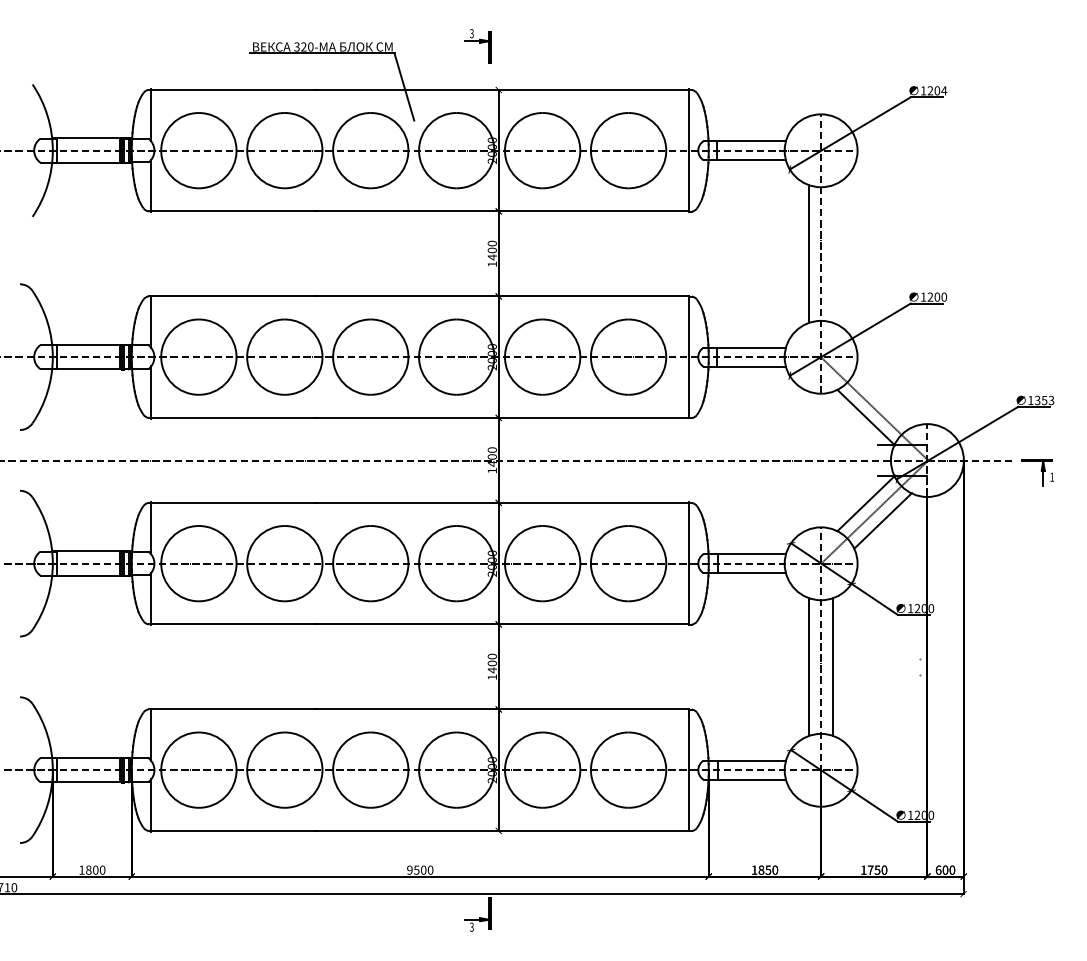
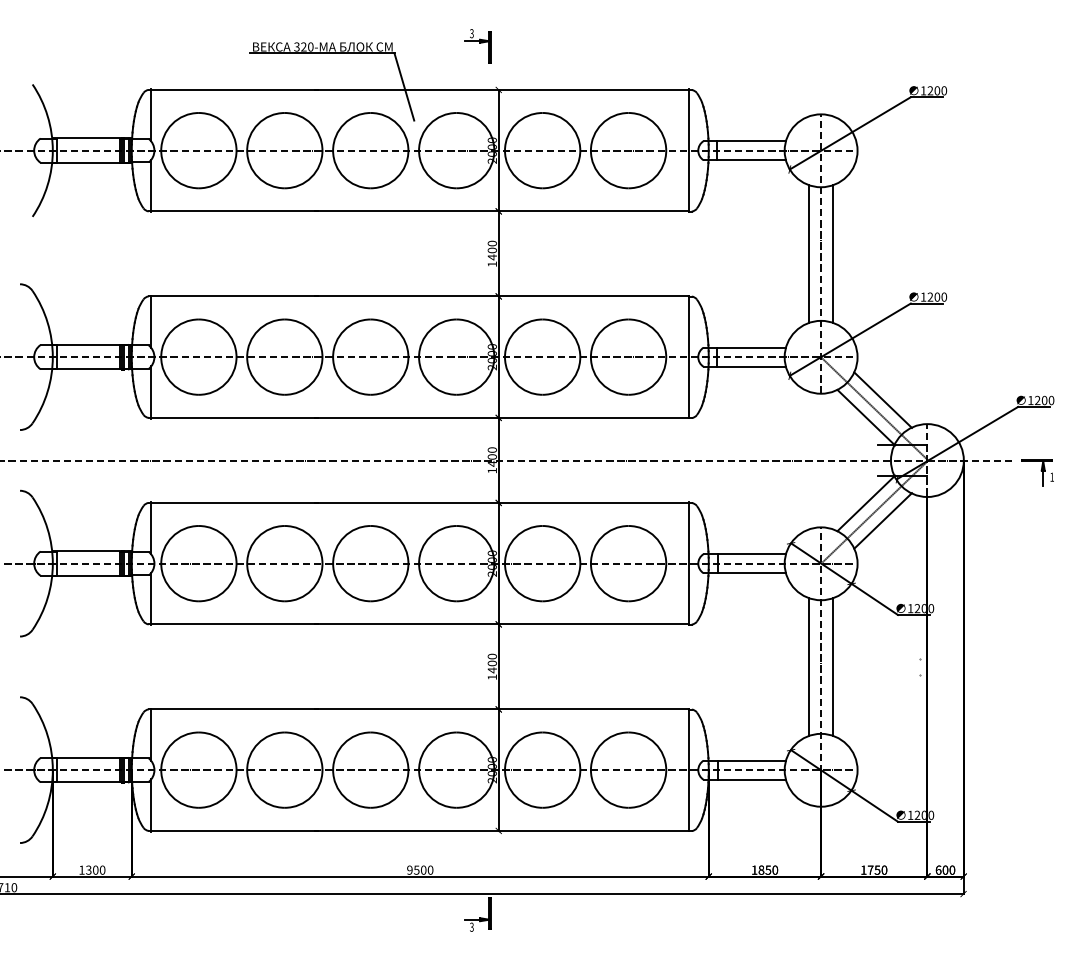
text: 1204 -> 1200 (944, 90)
line: none -> present (833, 253)
line: none -> present (882, 399)
text: 1353 -> 1200 (1044, 400)
text: 1800 -> 1300 (88, 869)
